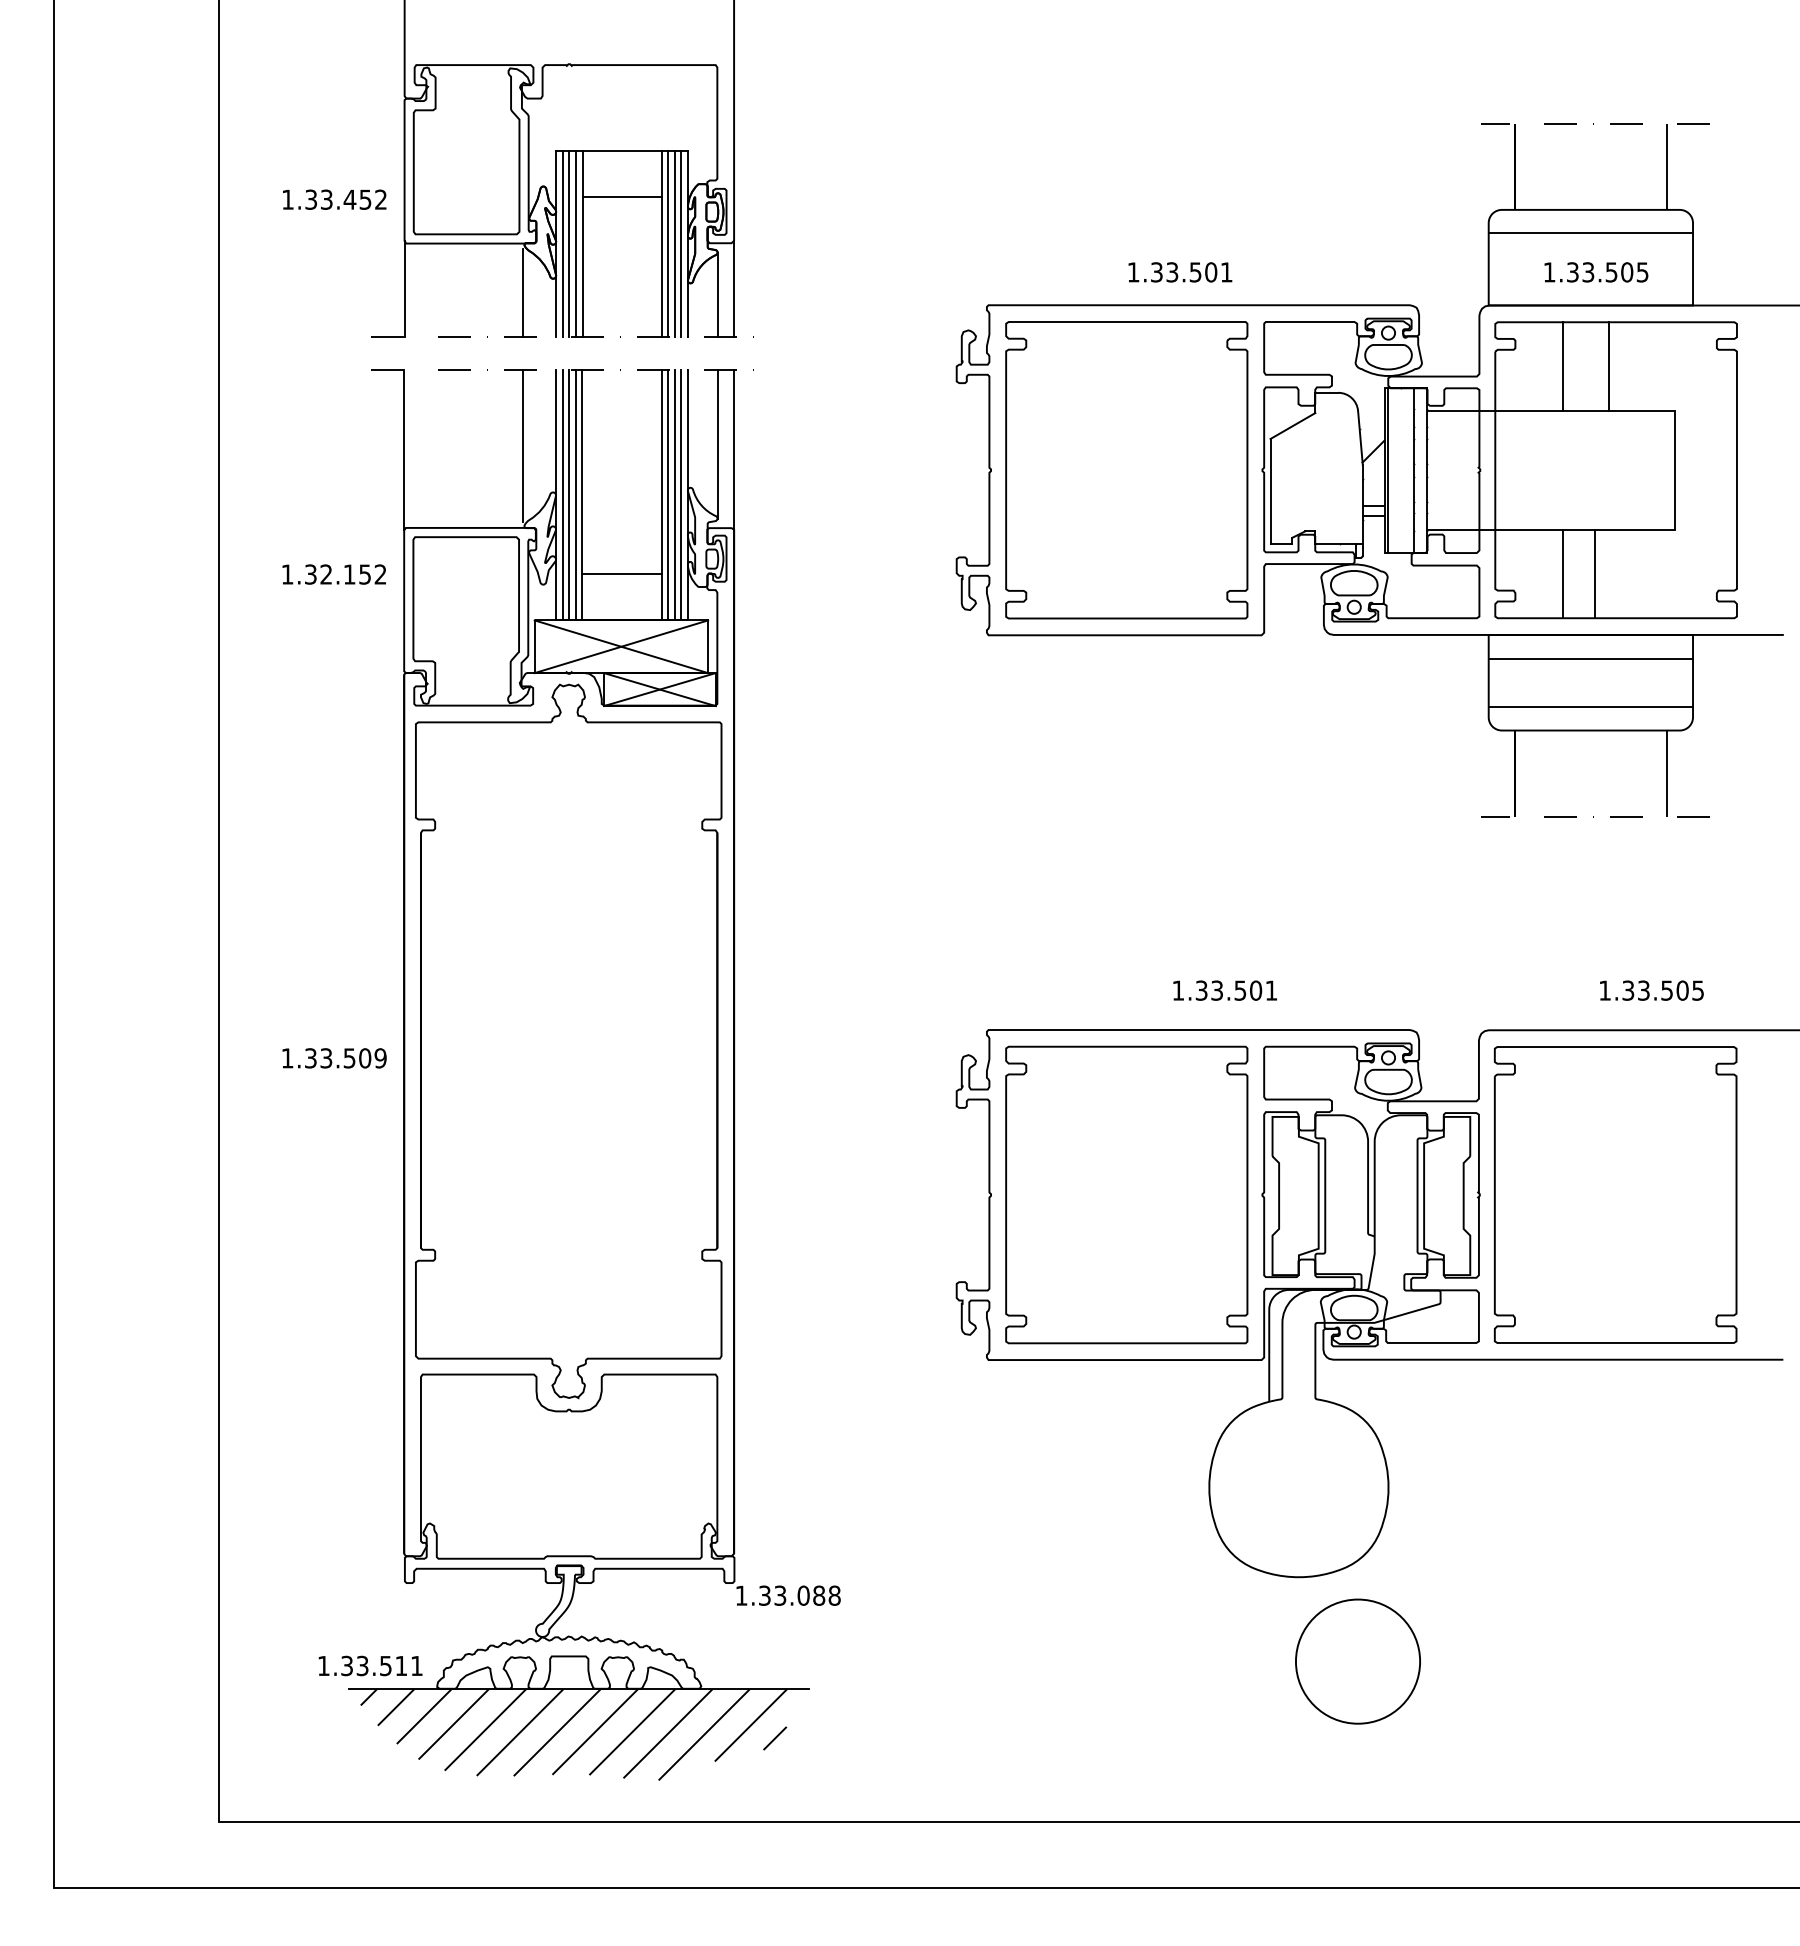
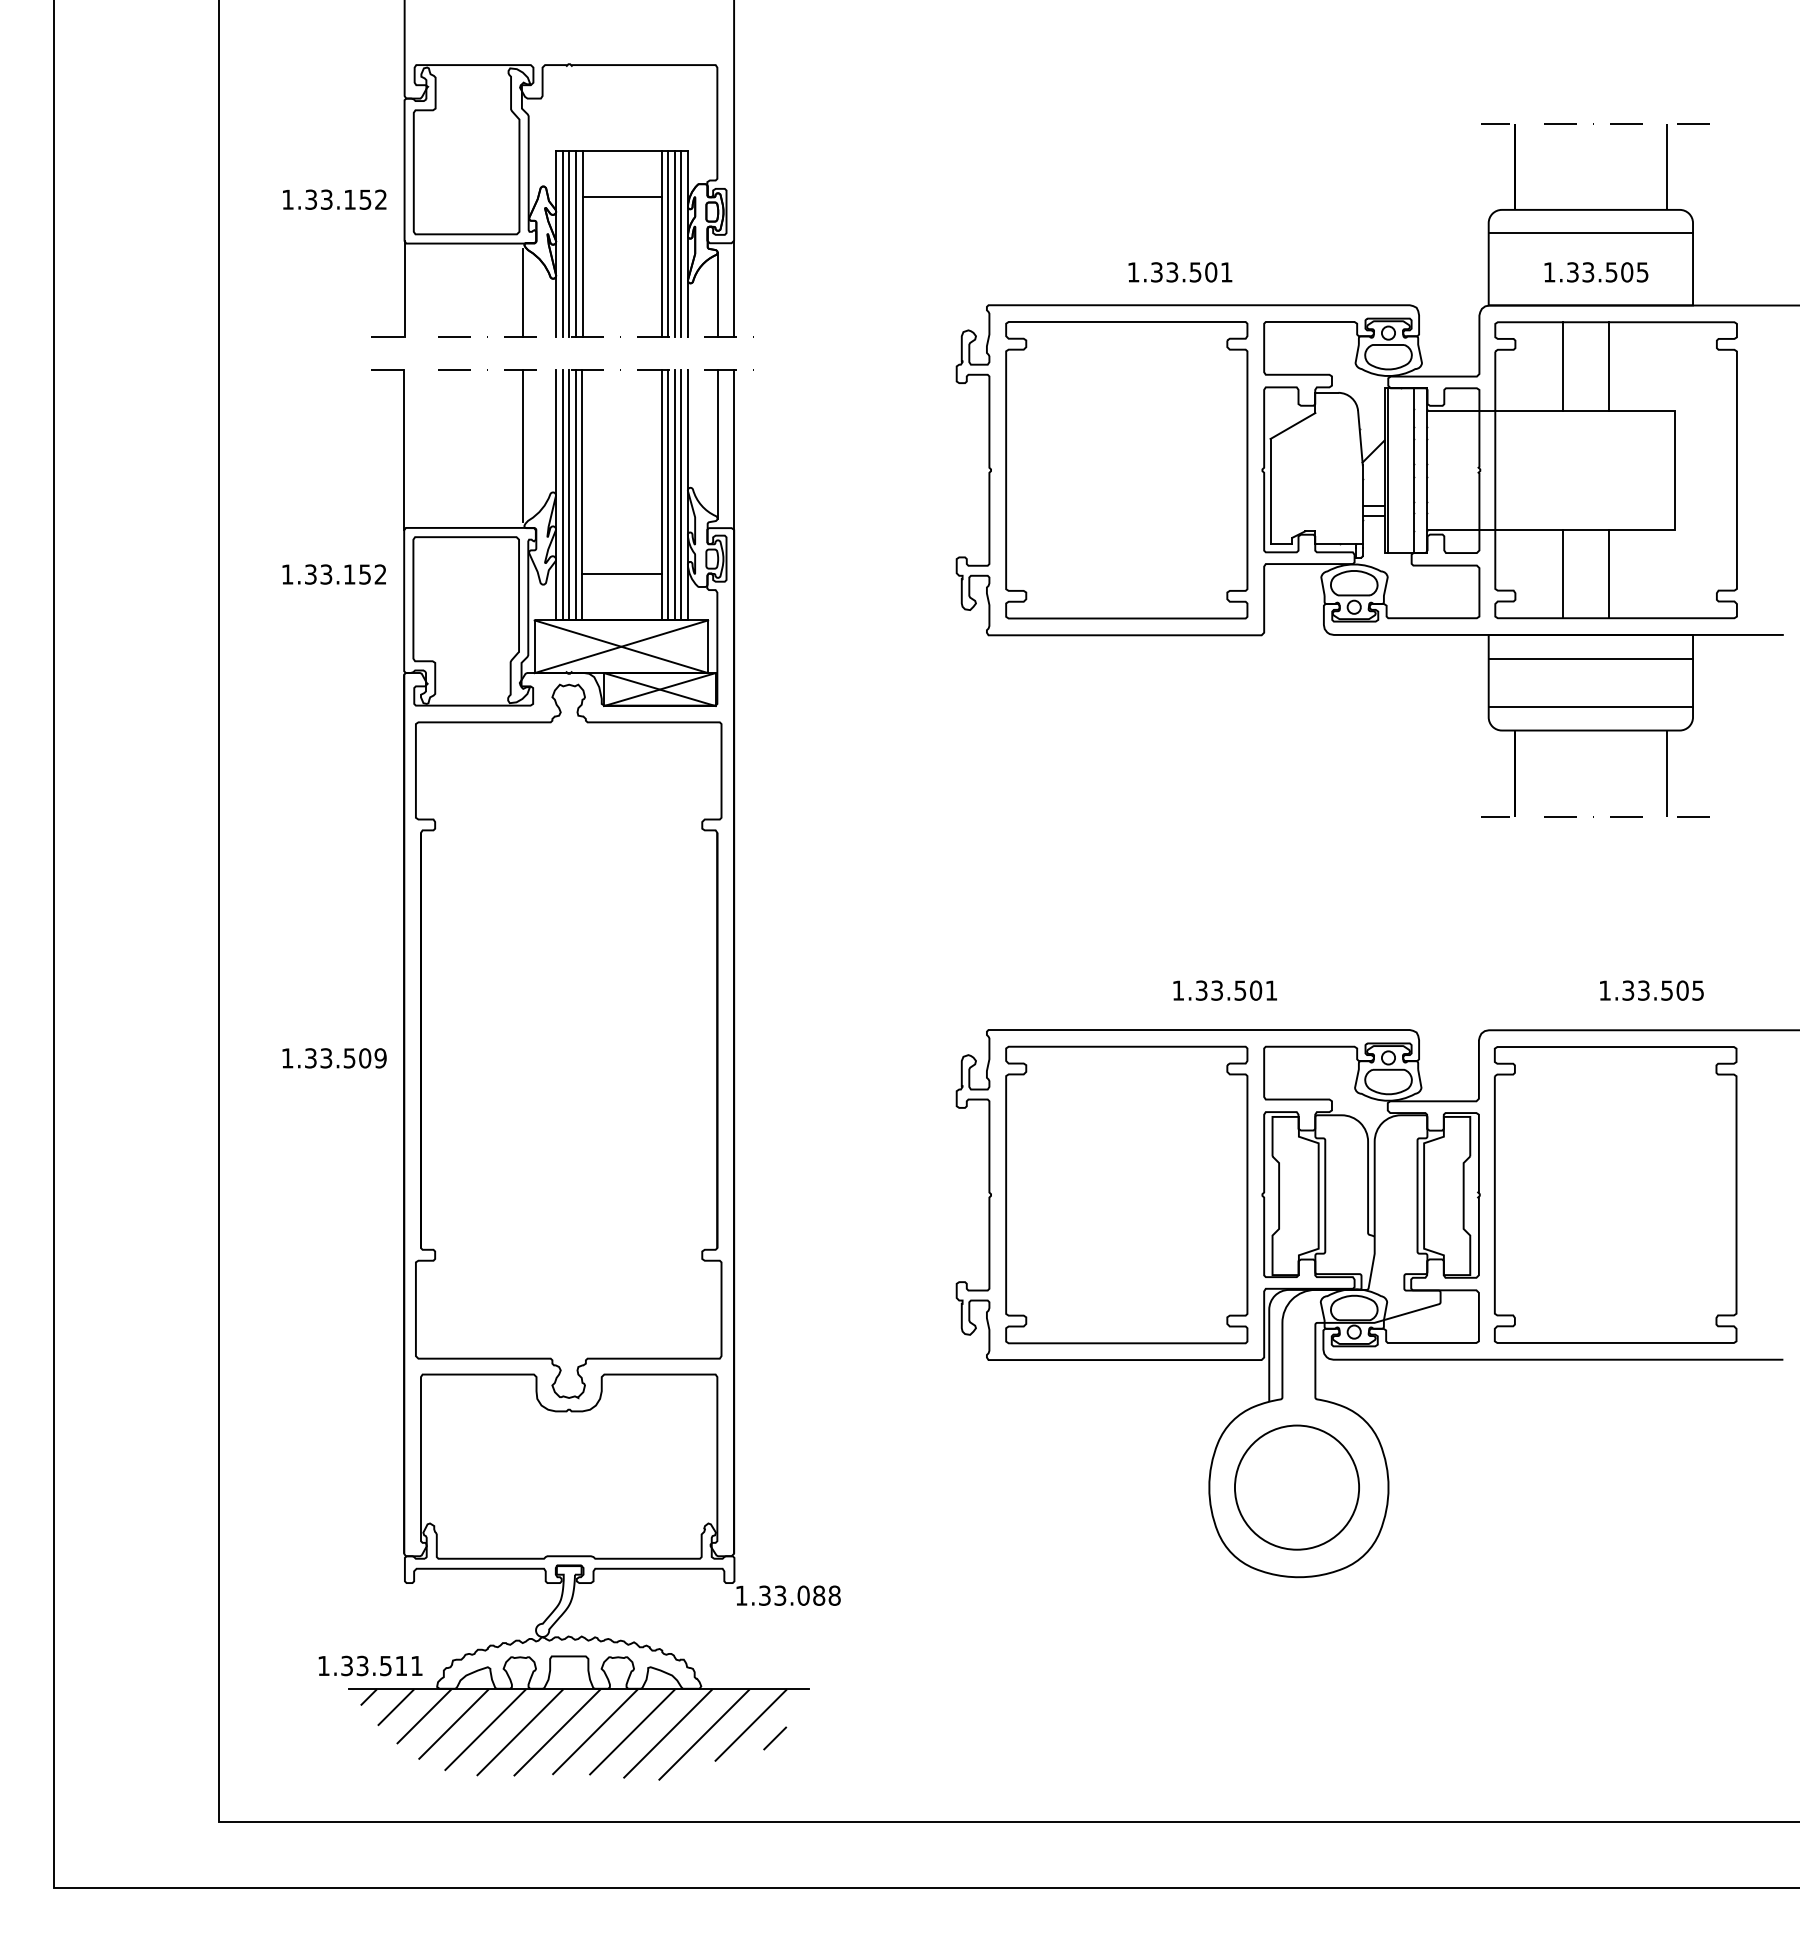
text: 1.33.452 -> 1.33.152 (349, 199)
line position: (1594, 573) -> (1608, 573) (1608, 573)
text: 1.32.152 -> 1.33.152 (326, 574)
circle position: (1357, 1661) -> (1296, 1487) (1296, 1487)
